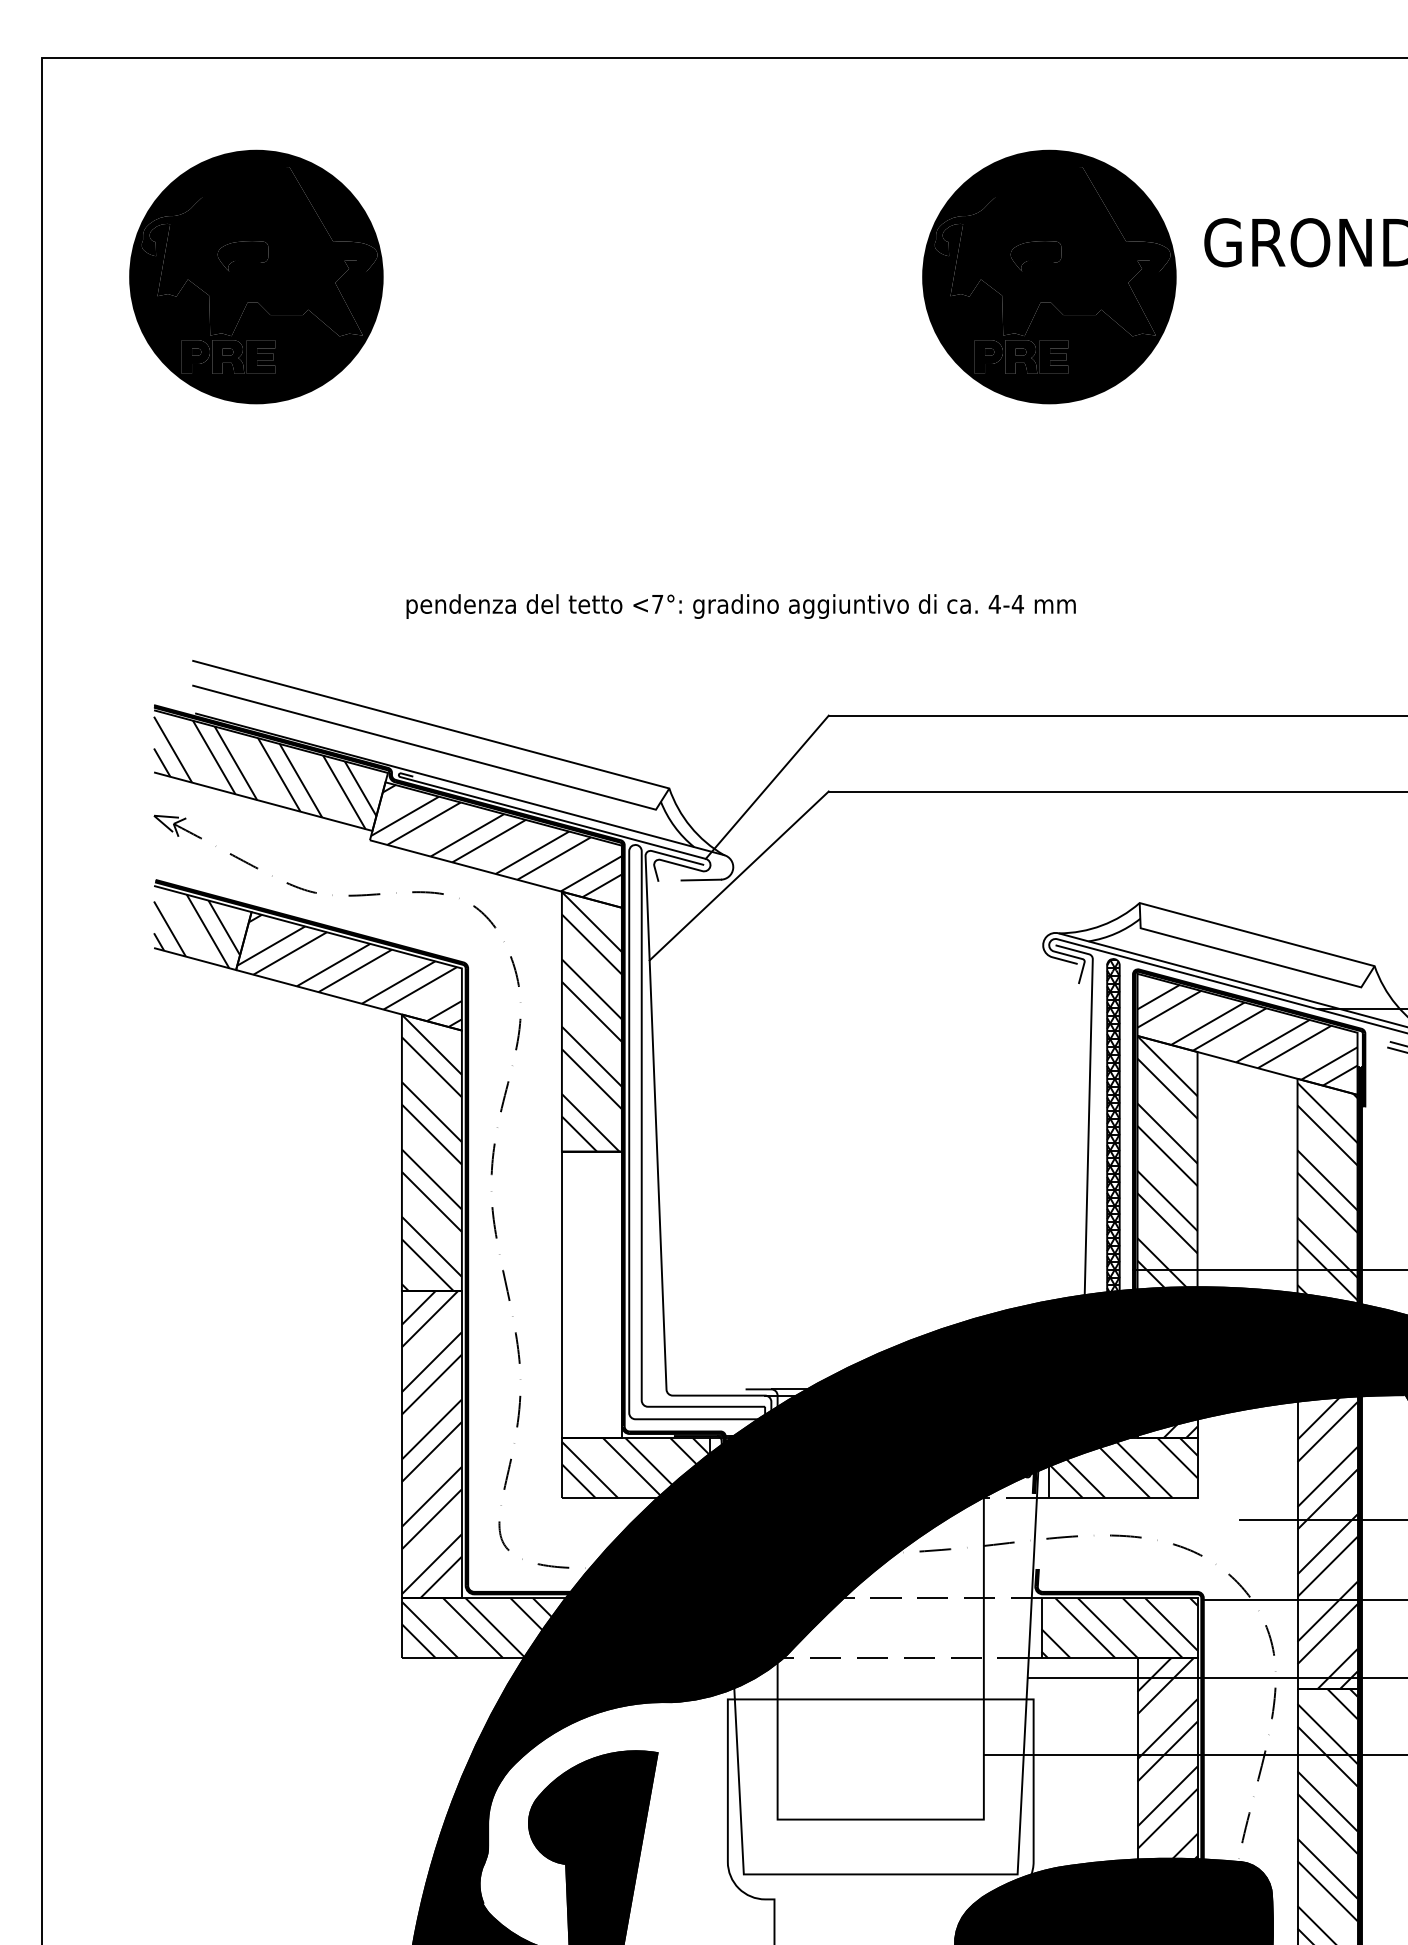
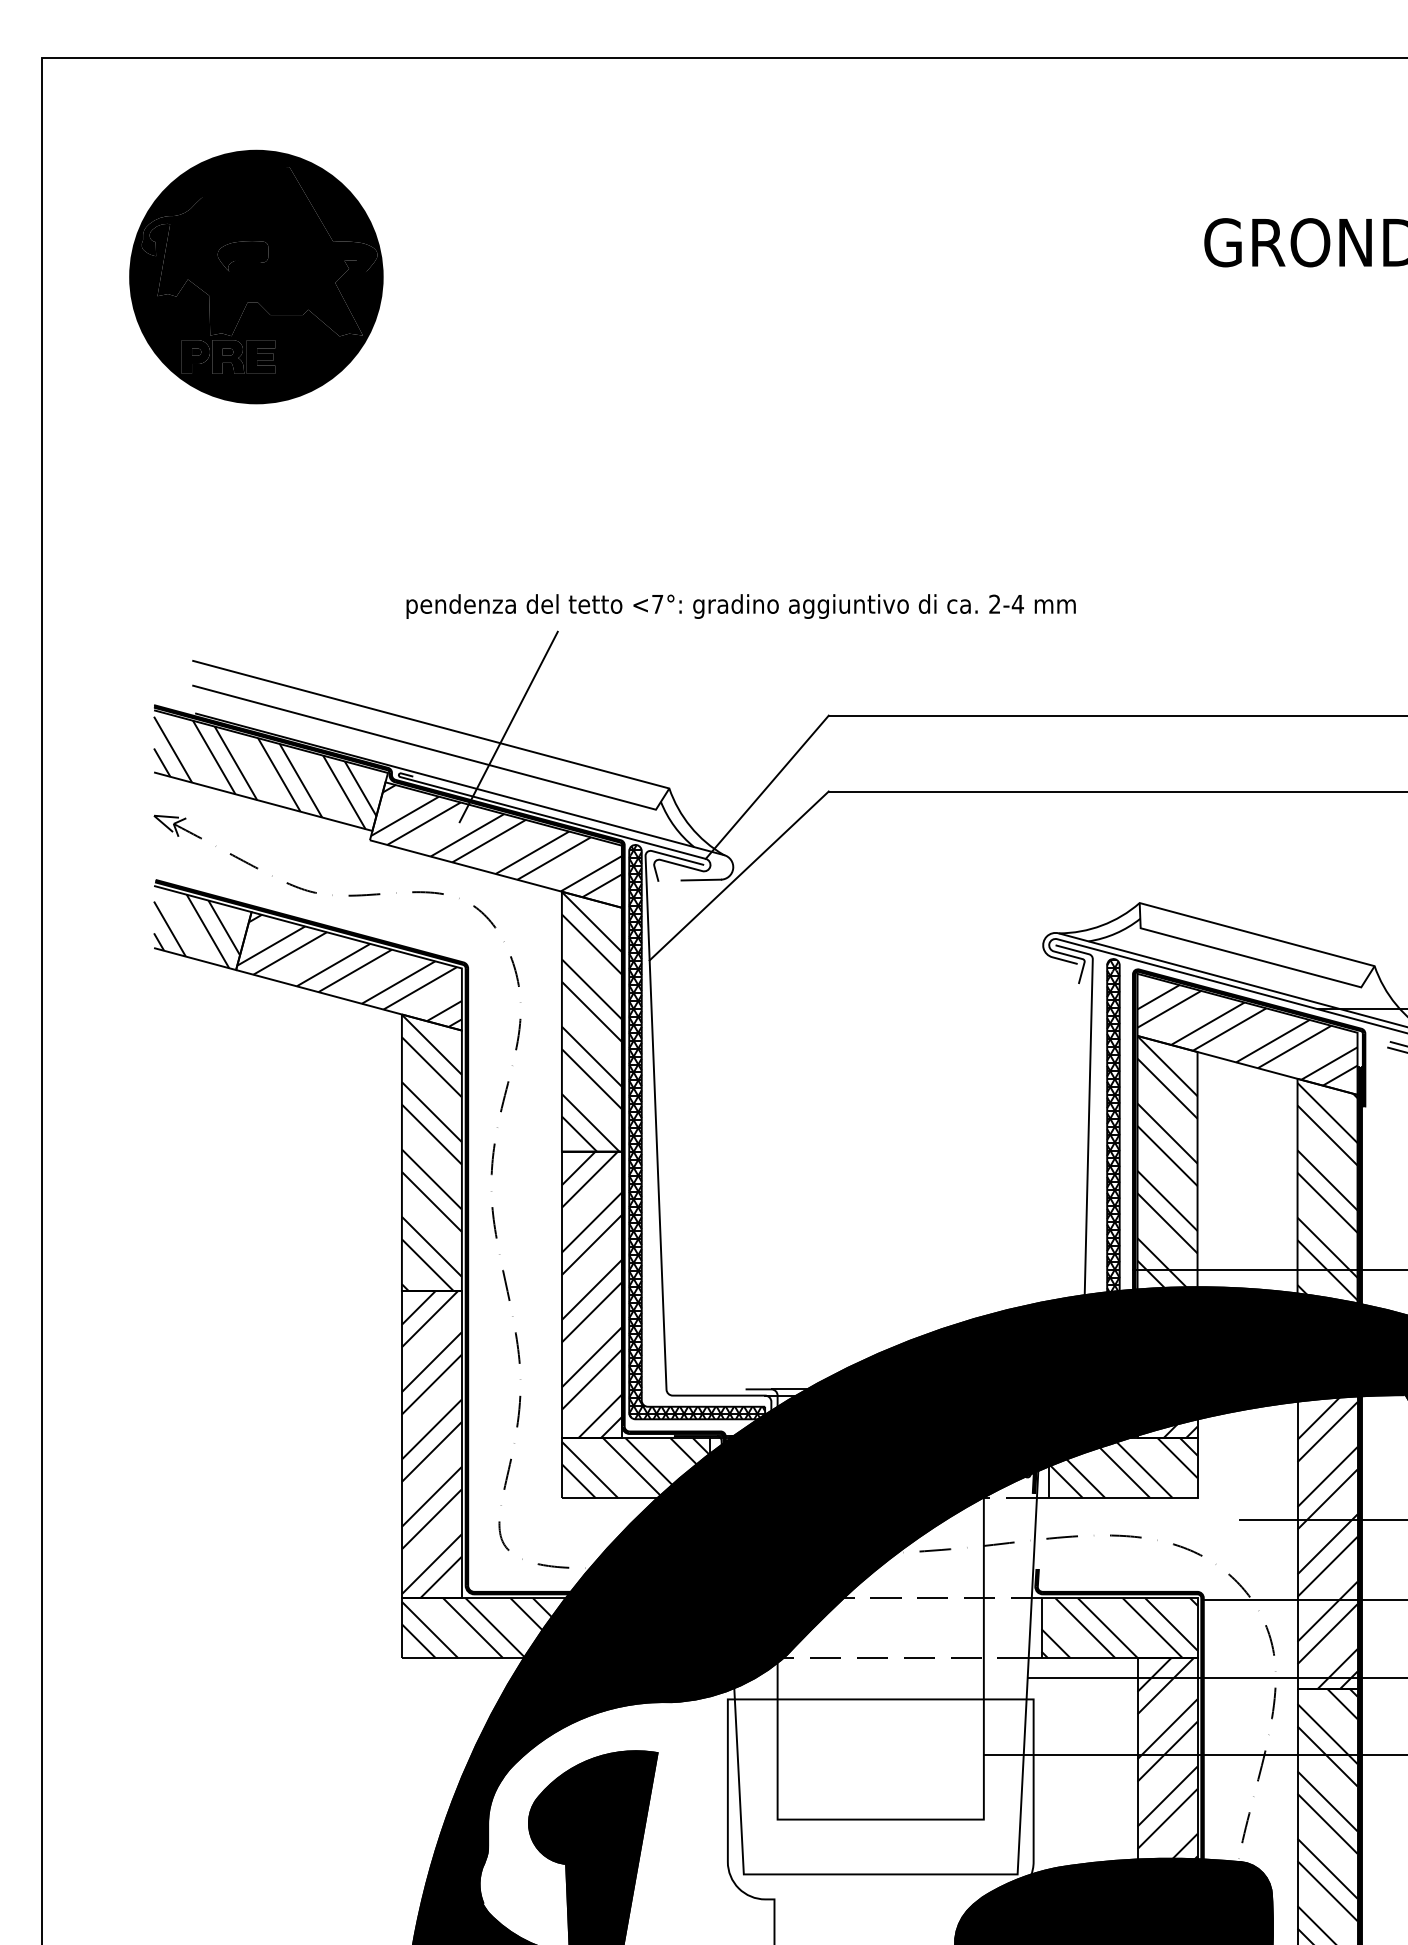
part: present -> none (1049, 276)
text: 4-4 -> 2-4 (994, 603)
line: none -> present (508, 726)
hatch: none -> present (697, 1132)
hatch: none -> present (591, 1294)
